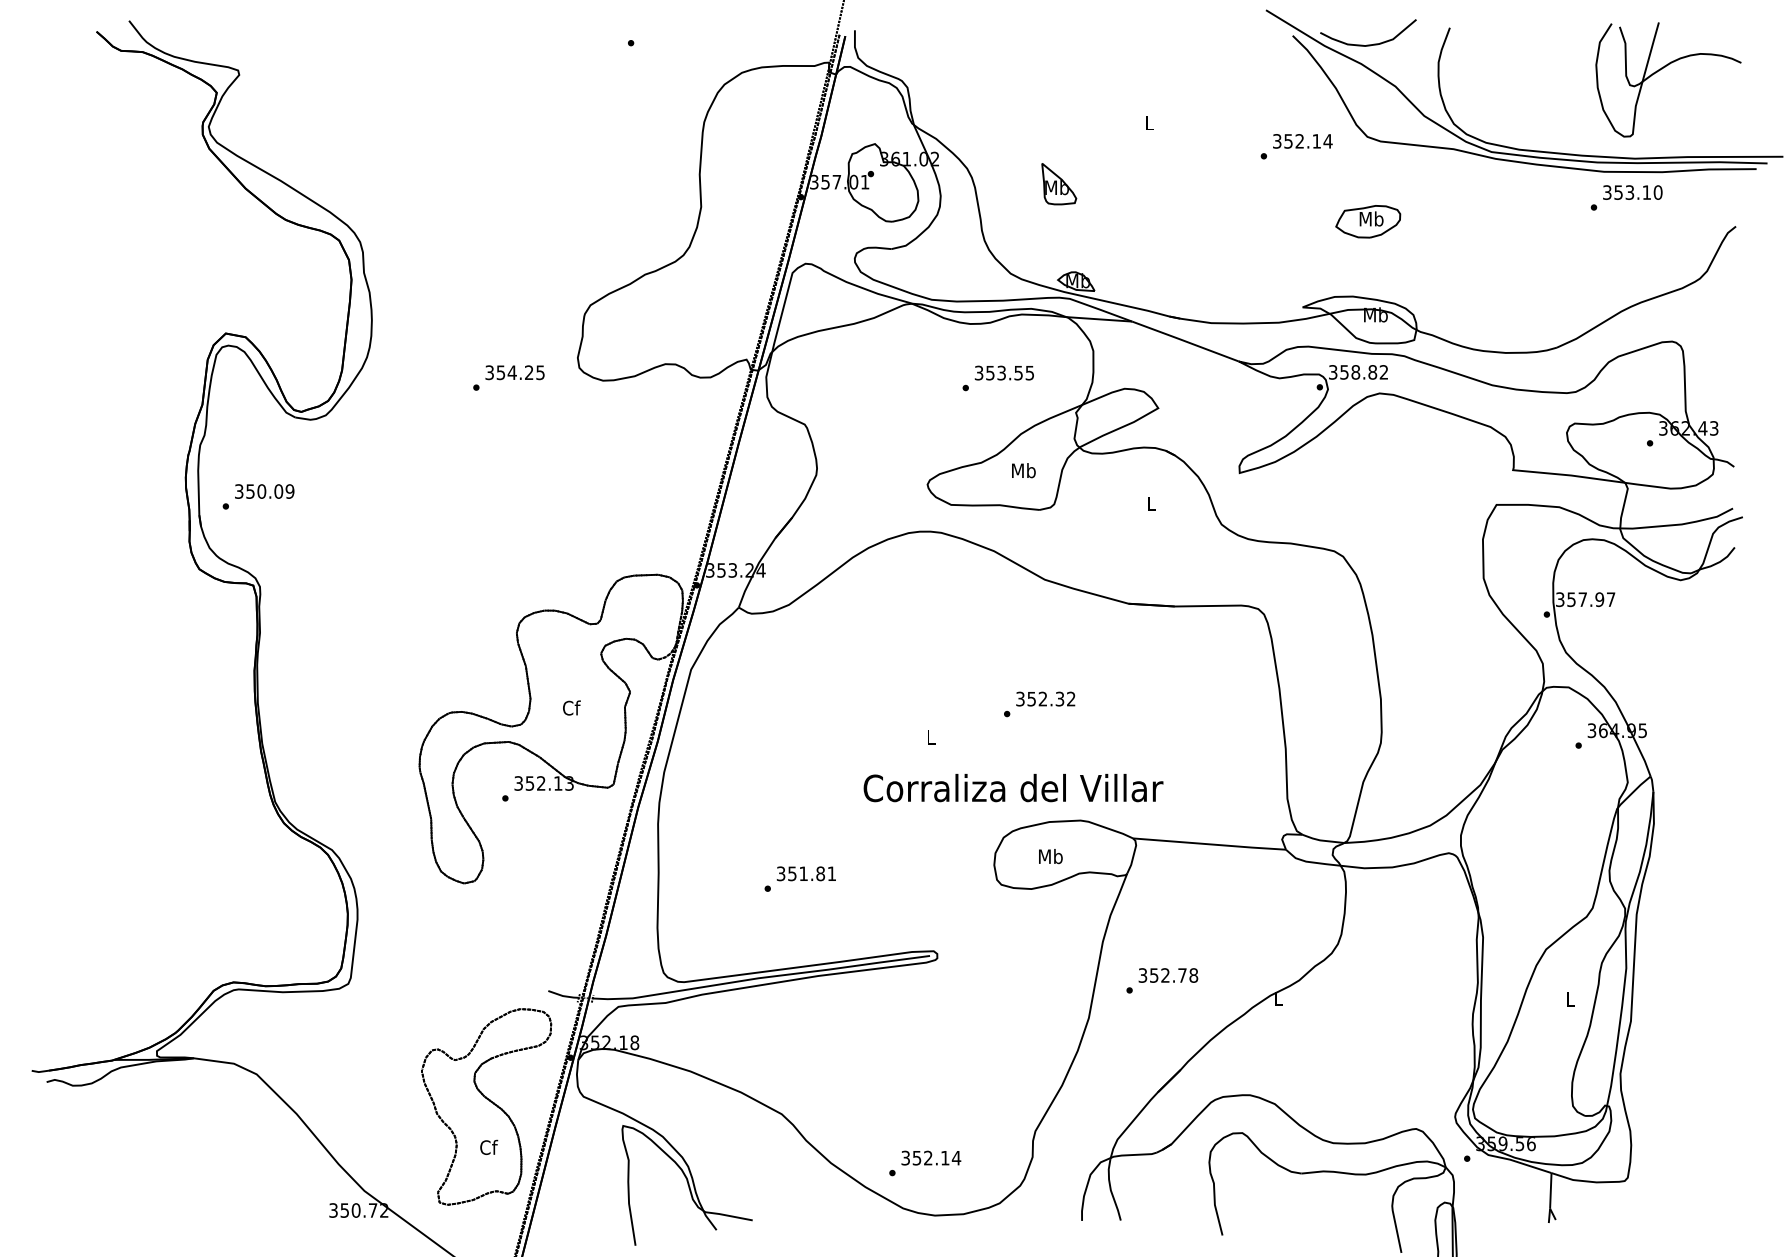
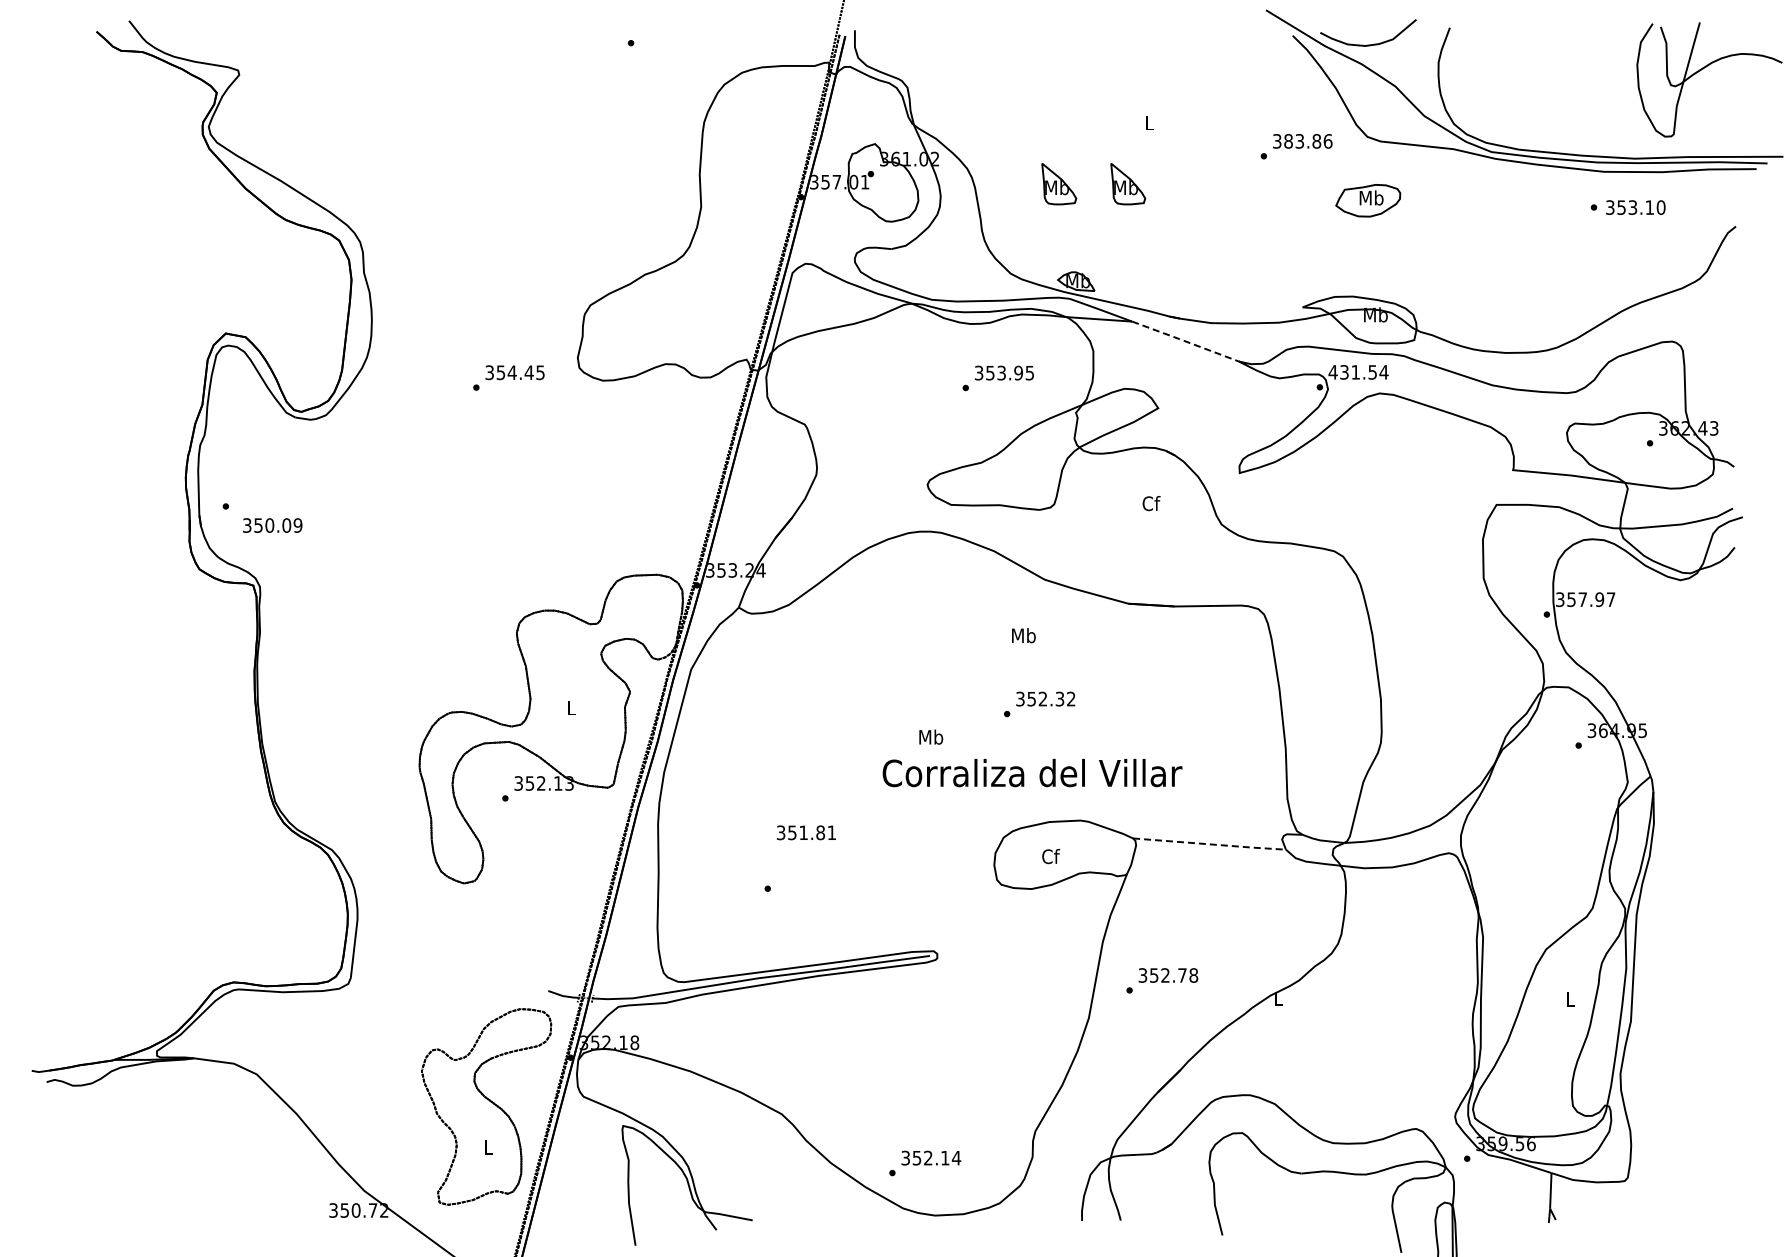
part position: (1662, 69) -> (1703, 69) (1703, 69)
text: 352.14 -> 383.86 (1308, 141)
part: none -> present (1128, 184)
text position: (1632, 192) -> (1635, 207) (1635, 207)
part position: (1368, 221) -> (1368, 200) (1368, 200)
line: solid -> dashed (1184, 341)
text: 354.25 -> 354.45 (528, 372)
text: 353.55 -> 353.95 (1018, 372)
text: 358.82 -> 431.54 (1358, 372)
text position: (1023, 470) -> (1023, 635) (1023, 635)
text position: (264, 491) -> (272, 525) (272, 525)
text: L -> Cf (1151, 503)
text: Cf -> L (571, 707)
text: L -> Mb (931, 736)
text position: (1013, 788) -> (1032, 773) (1032, 773)
line: solid -> dashed (1210, 844)
text: Mb -> Cf (1050, 856)
text position: (805, 873) -> (805, 832) (805, 832)
text: Cf -> L (489, 1147)
